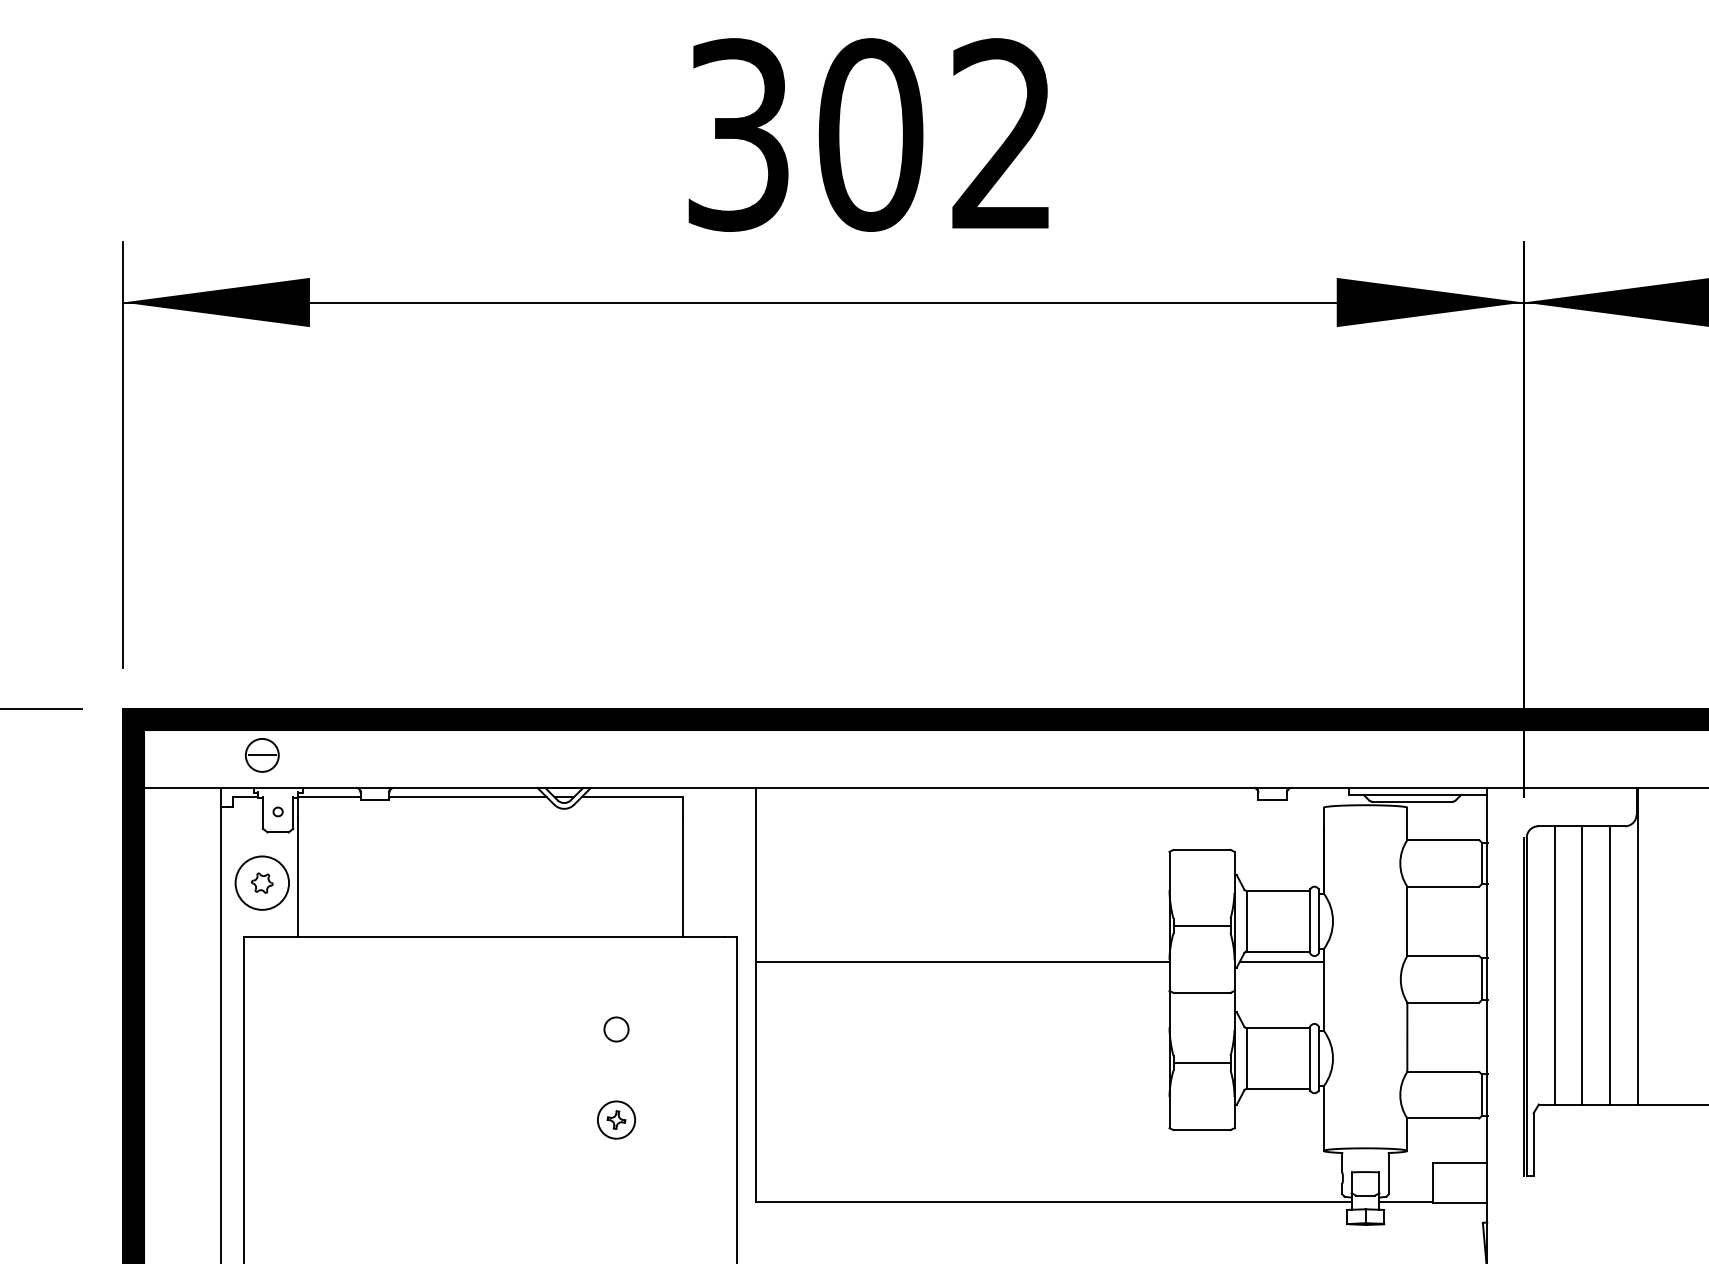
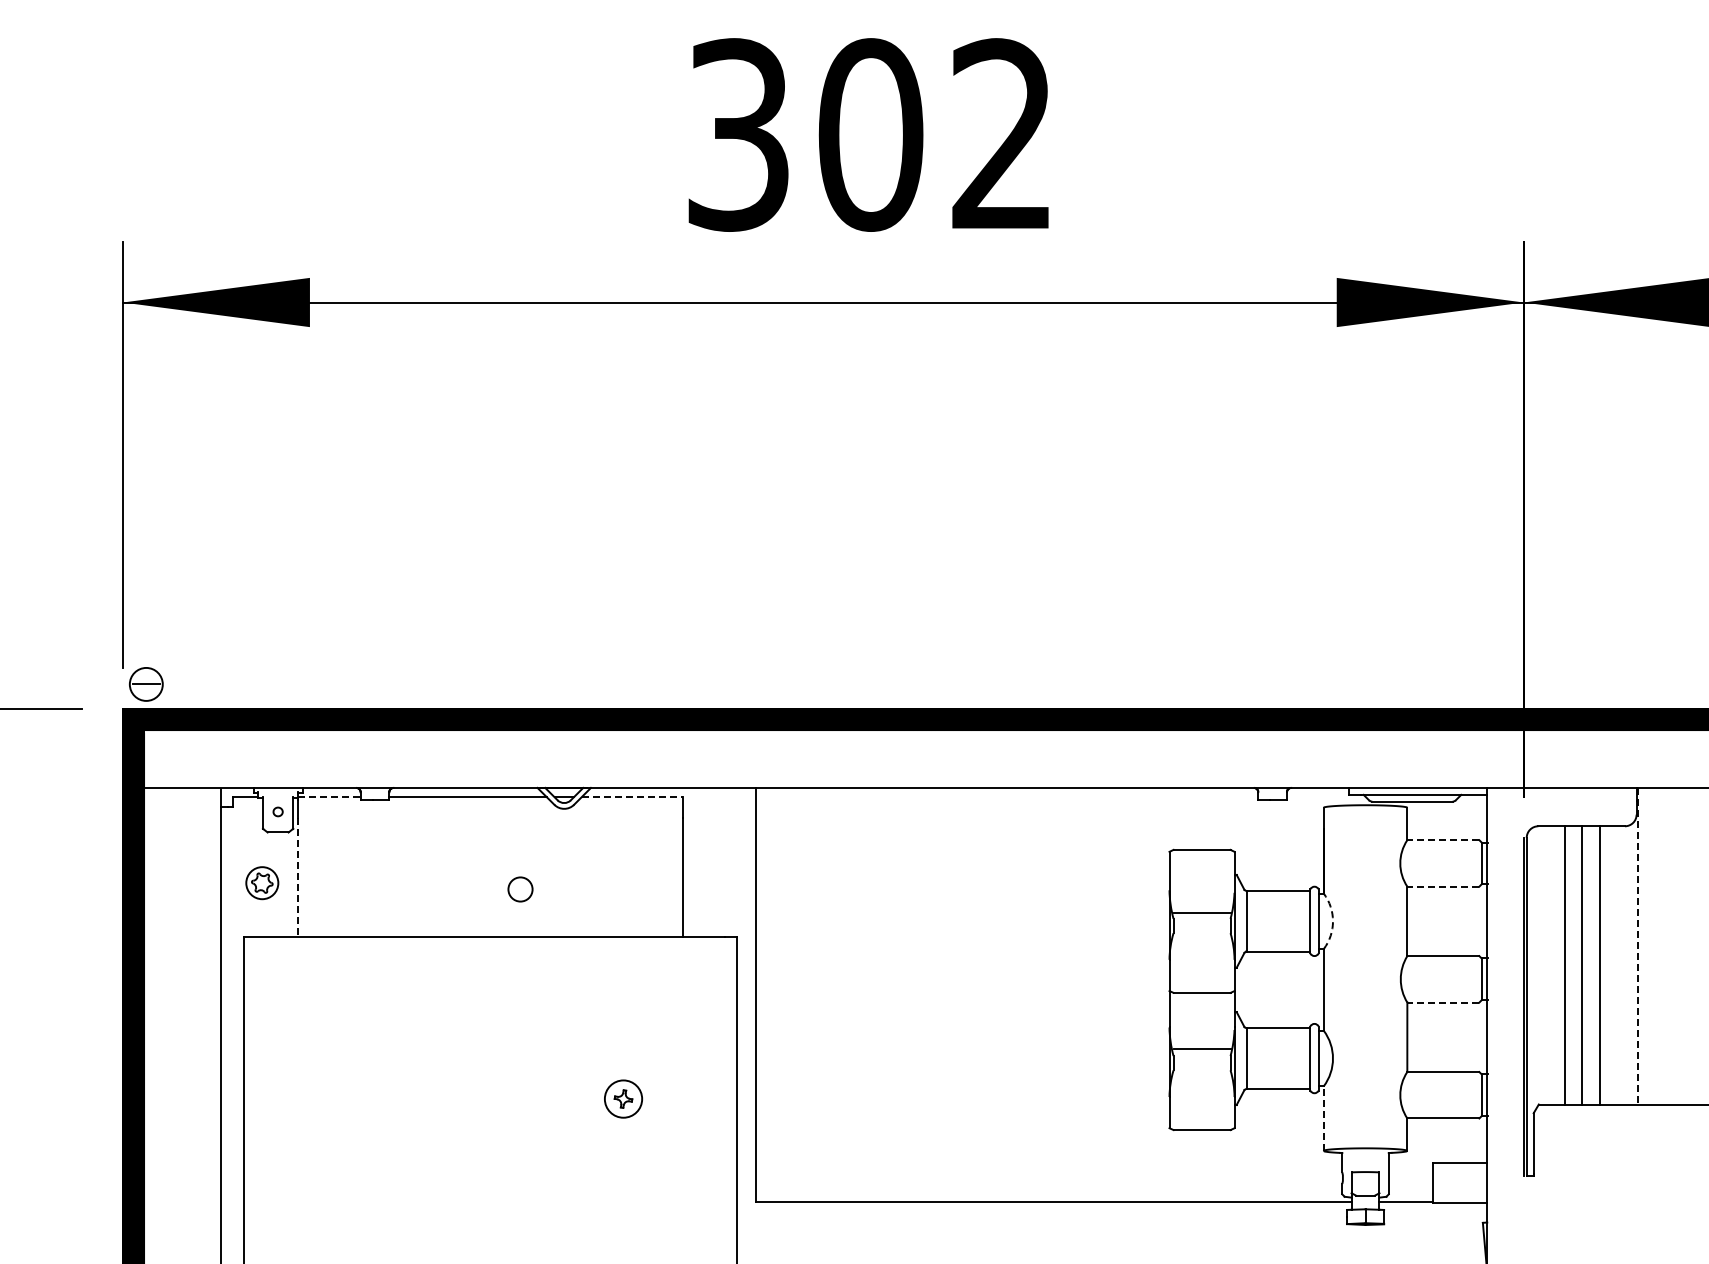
part position: (262, 755) -> (146, 684) (146, 684)
line: solid -> dashed (329, 797)
line: solid -> dashed (632, 797)
line: solid -> dashed (1442, 840)
line: solid -> dashed (297, 877)
circle diameter: 53 px -> 32 px (262, 883)
line: solid -> dashed (1443, 886)
arc: solid -> dashed (1333, 921)
line position: (1201, 926) -> (1201, 913) (1201, 913)
line: solid -> dashed (1638, 946)
line: present -> none (962, 962)
line: present -> none (1281, 962)
line position: (1554, 965) -> (1564, 965) (1564, 965)
line position: (1610, 965) -> (1600, 965) (1600, 965)
line: solid -> dashed (1443, 1002)
circle position: (616, 1029) -> (520, 889) (520, 889)
line position: (1201, 1063) -> (1201, 1049) (1201, 1049)
line: solid -> dashed (1323, 1118)
part position: (616, 1119) -> (623, 1098) (623, 1098)
